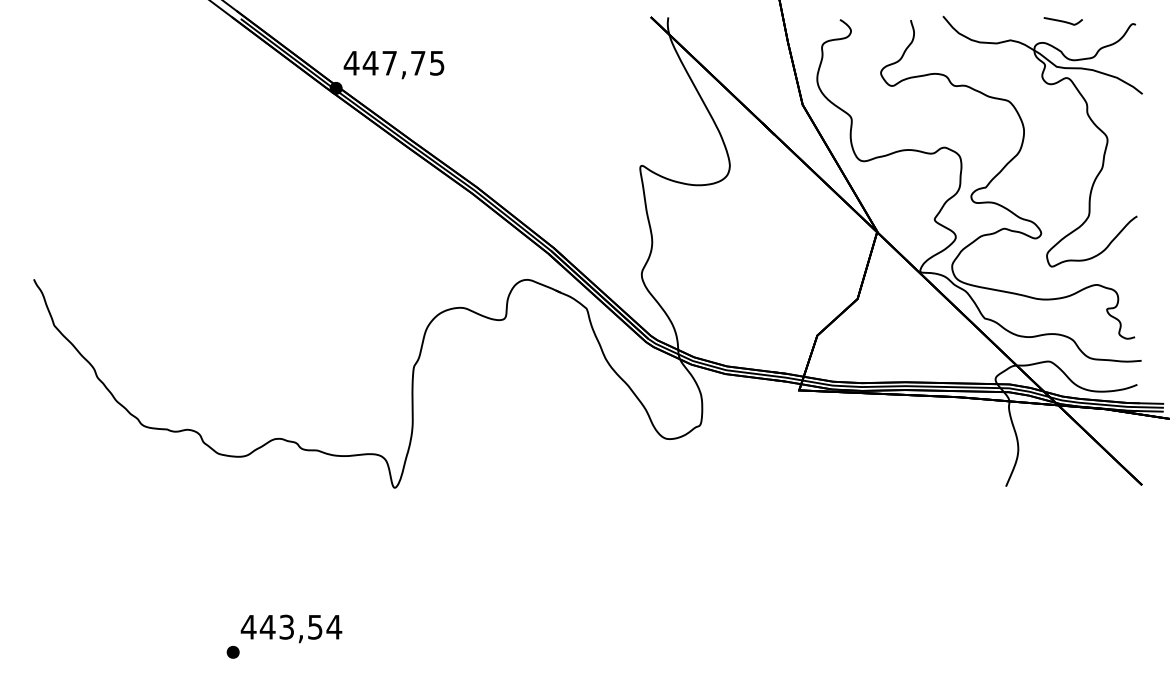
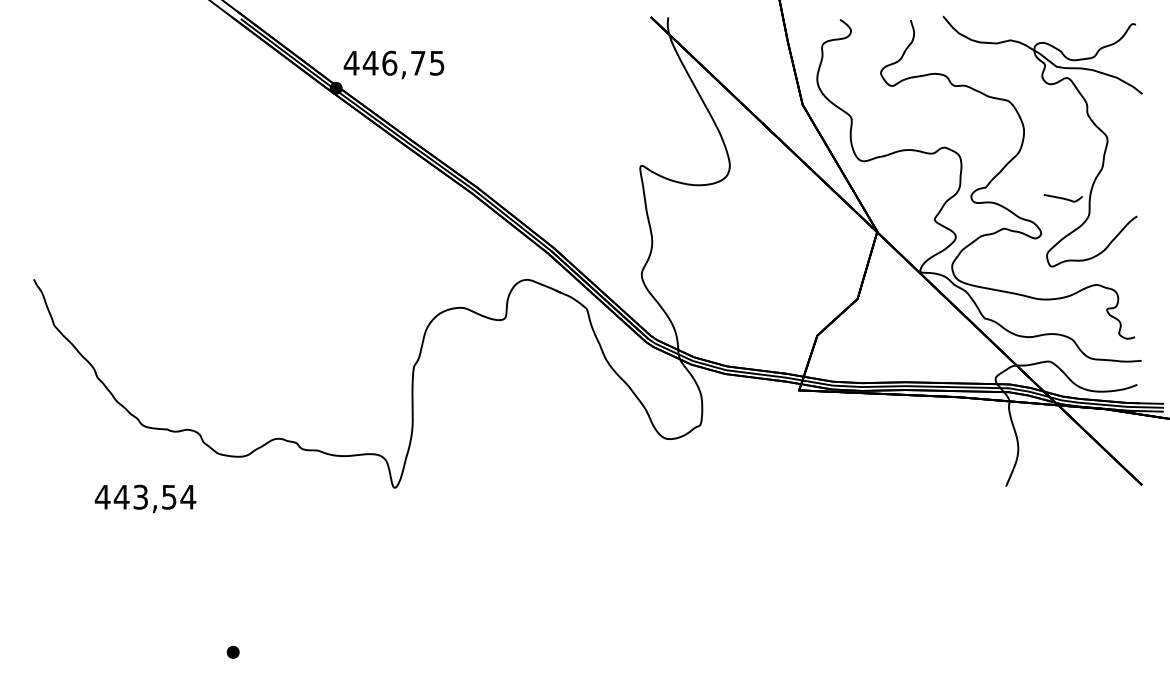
curve position: (1062, 21) -> (1062, 198) (1062, 198)
text: 447,75 -> 446,75 (389, 62)
text position: (291, 628) -> (145, 498) (145, 498)
